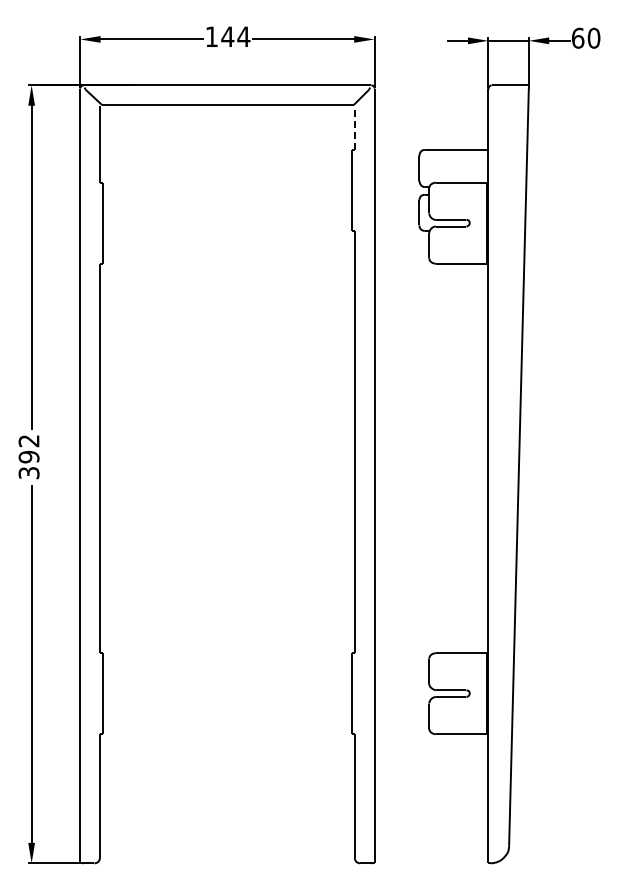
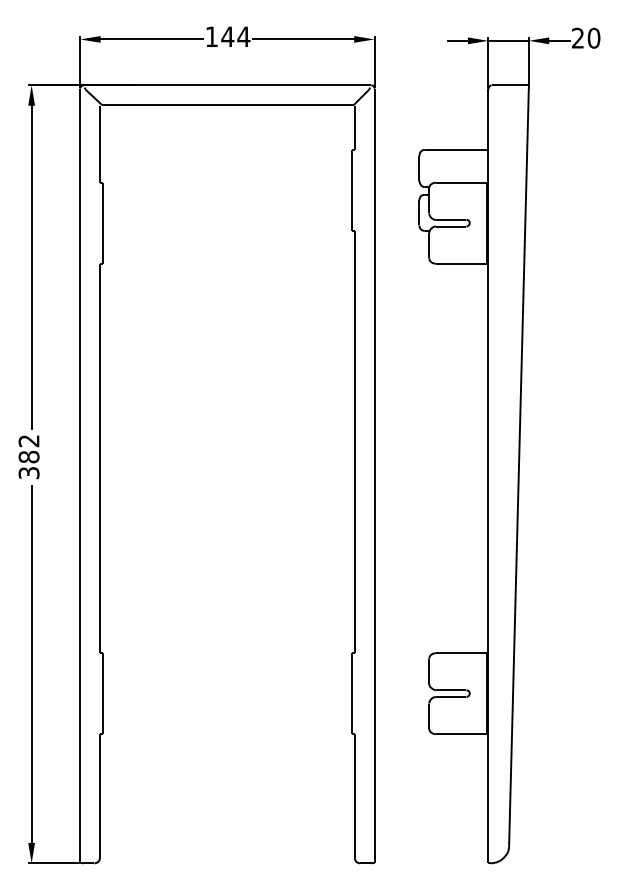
text: 60 -> 20 (578, 37)
line: dashed -> solid (354, 128)
text: 392 -> 382 (28, 456)
